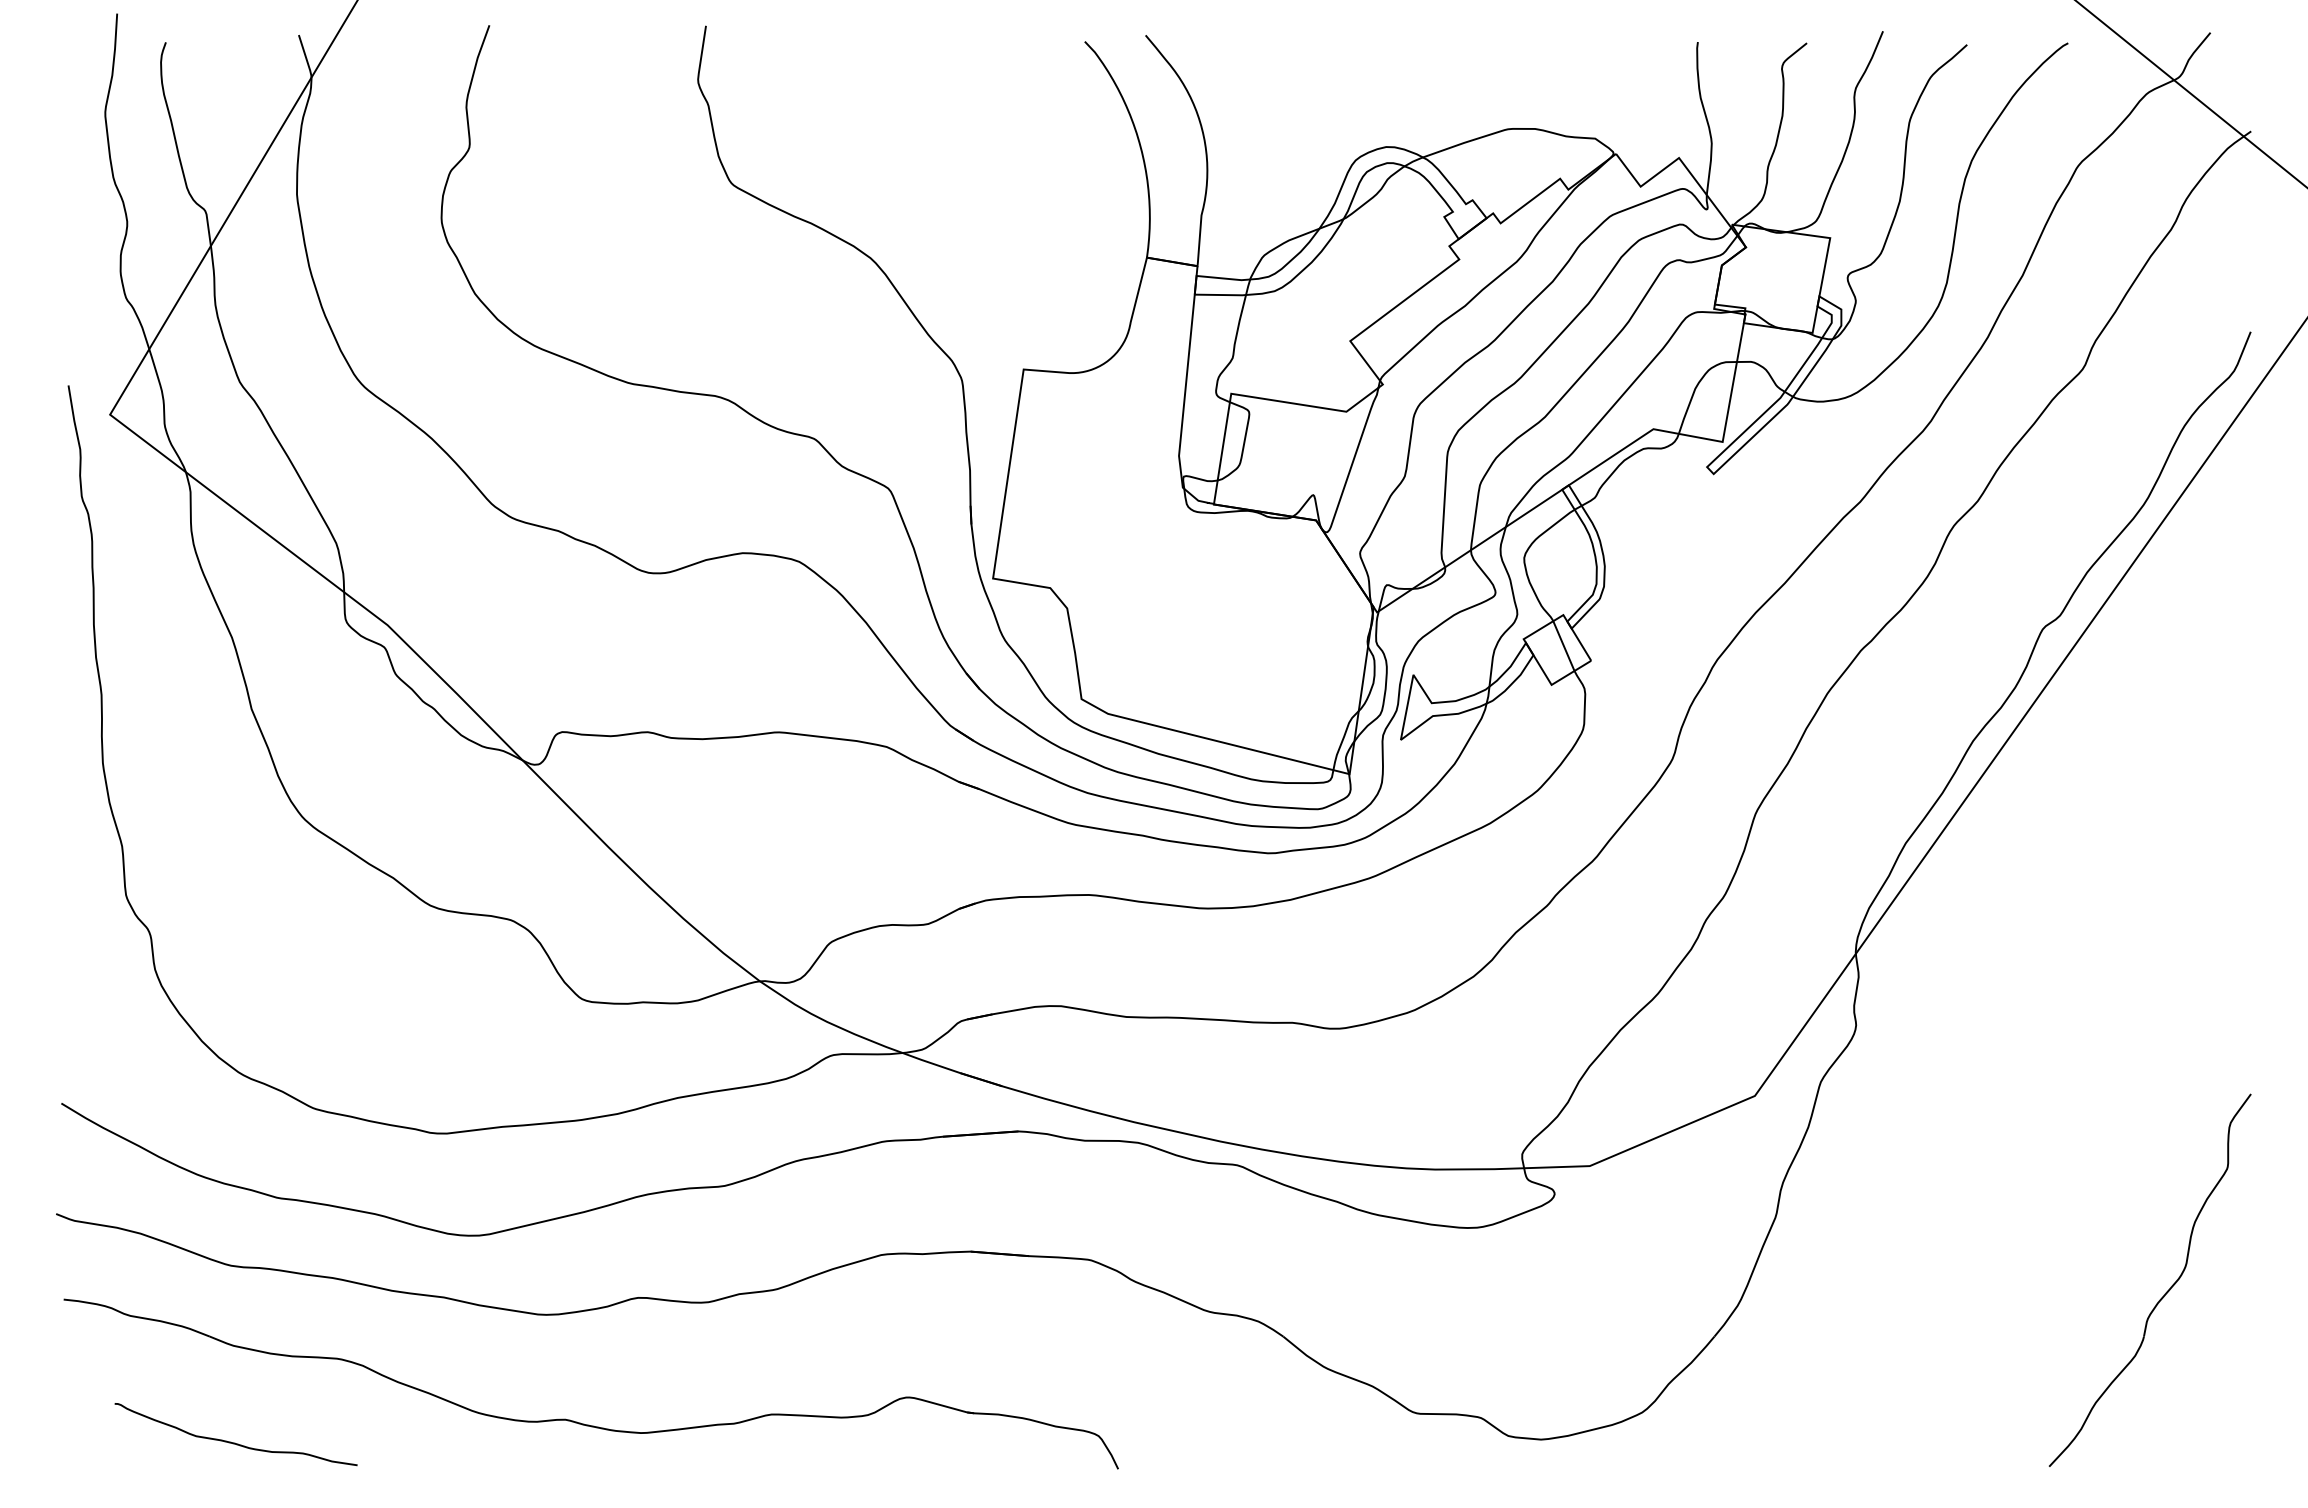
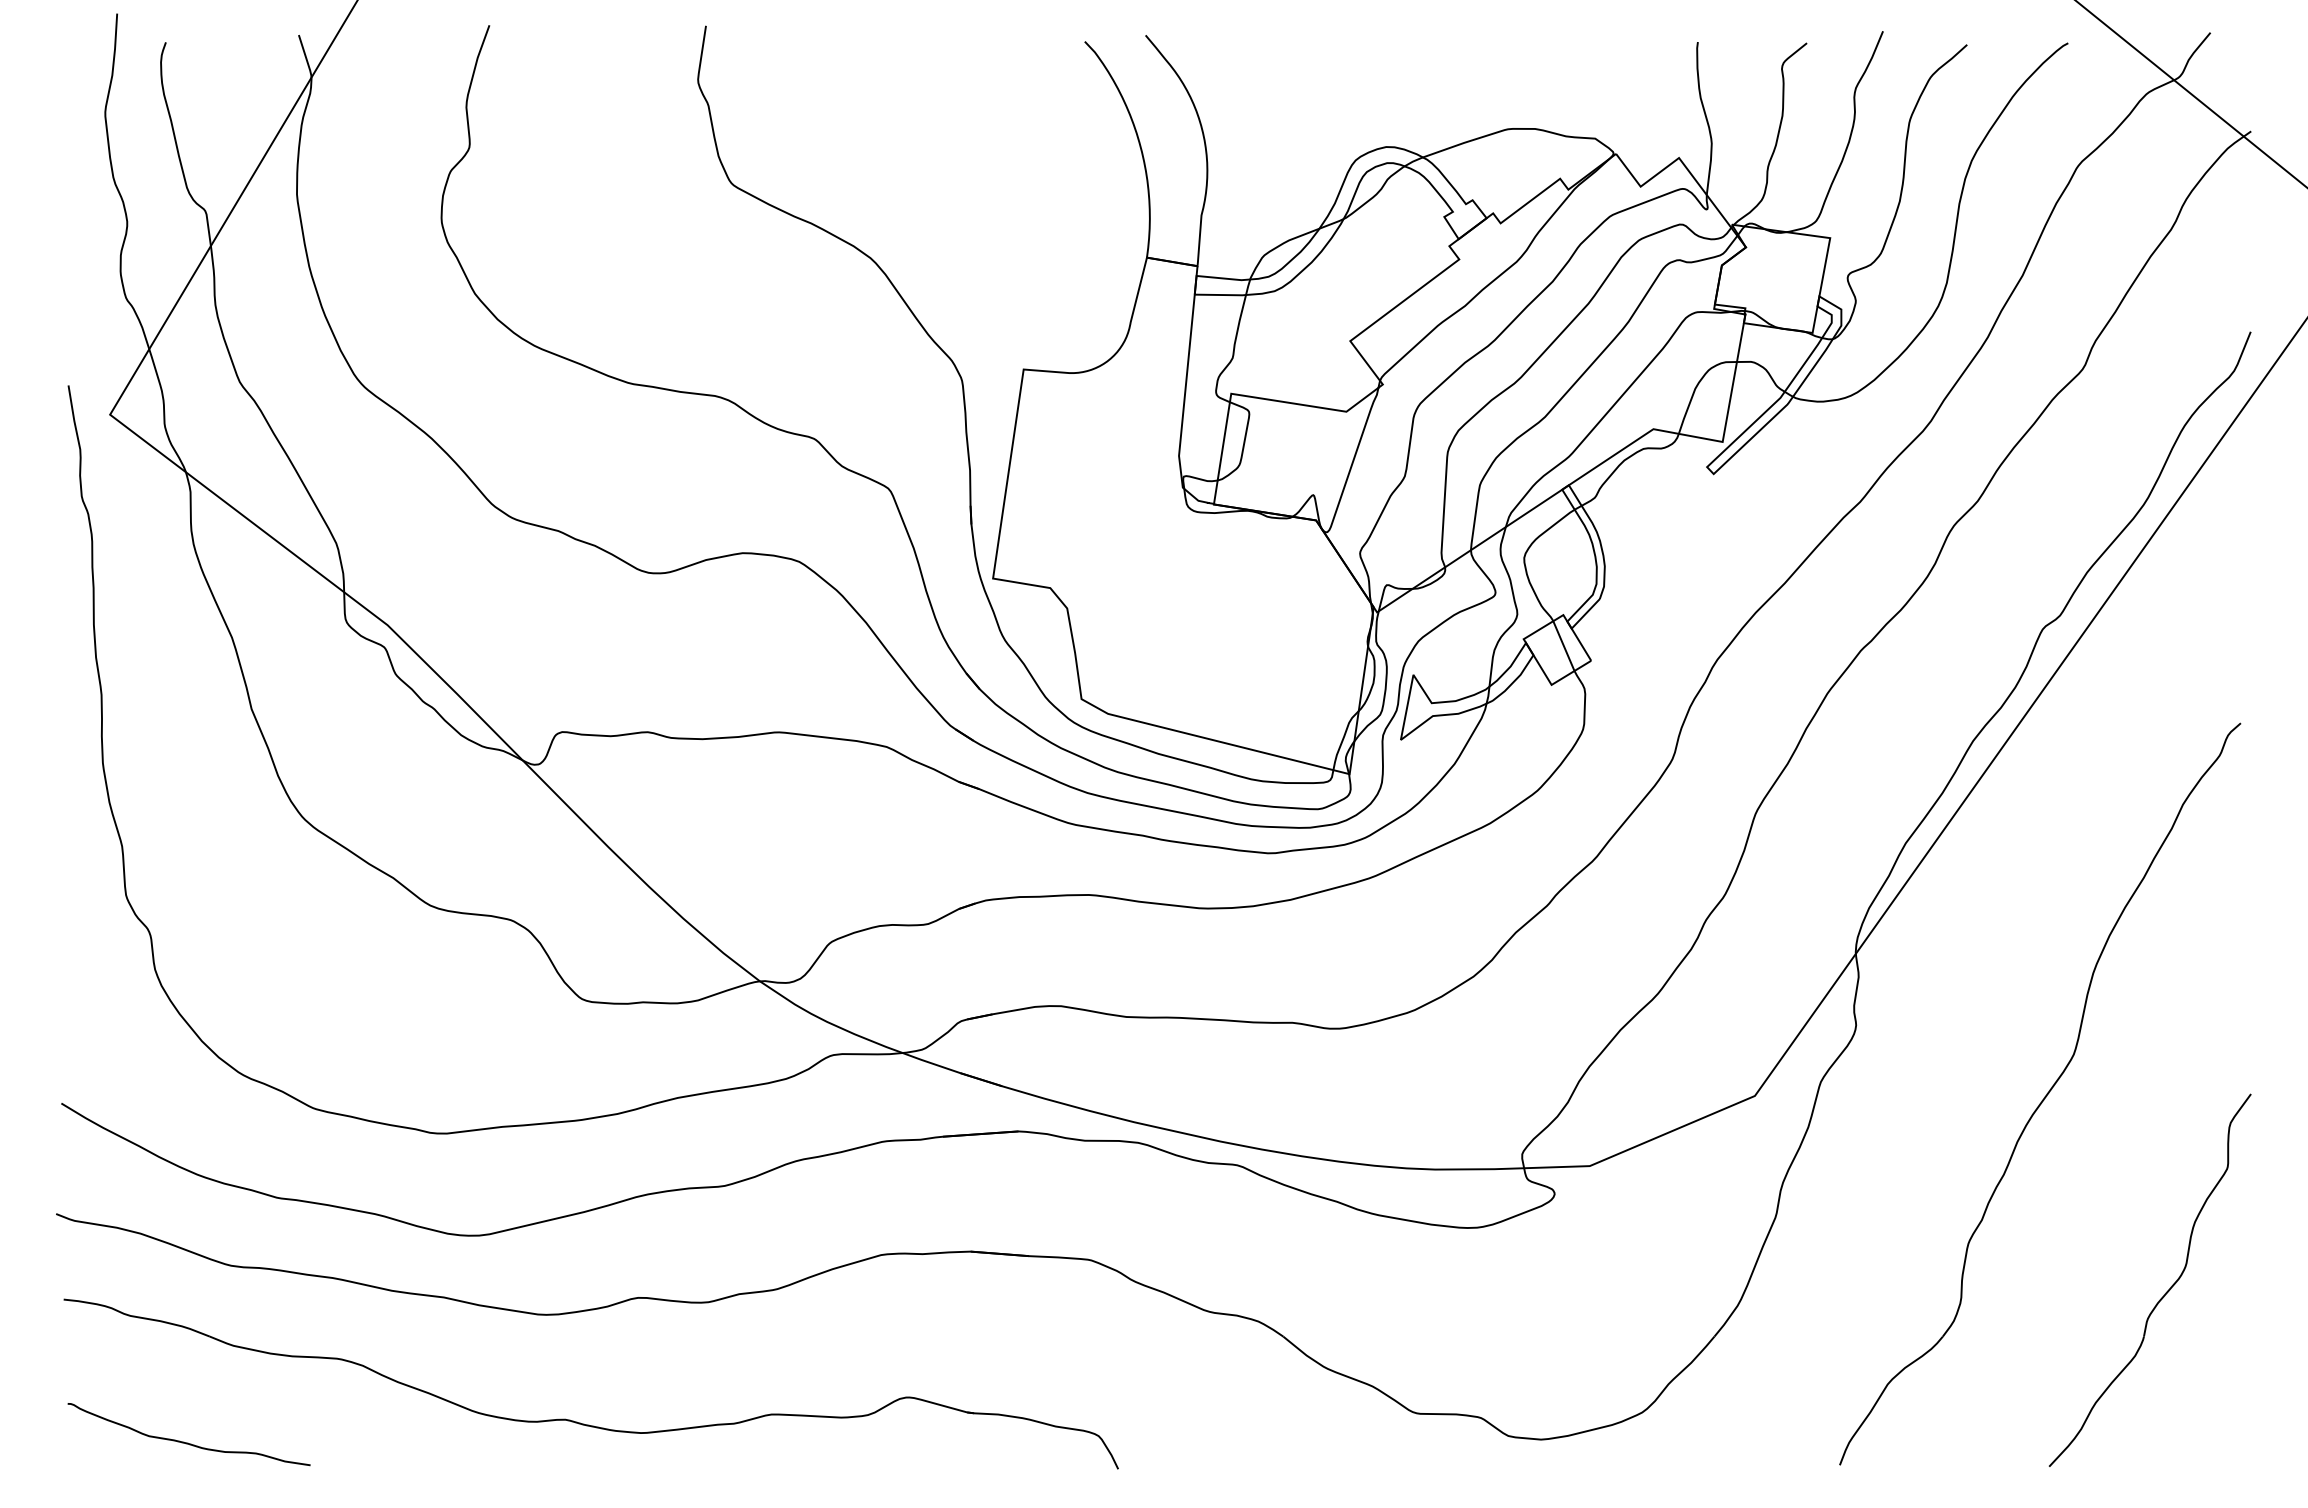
part: none -> present (2040, 1093)
curve position: (235, 1442) -> (188, 1442) (188, 1442)
